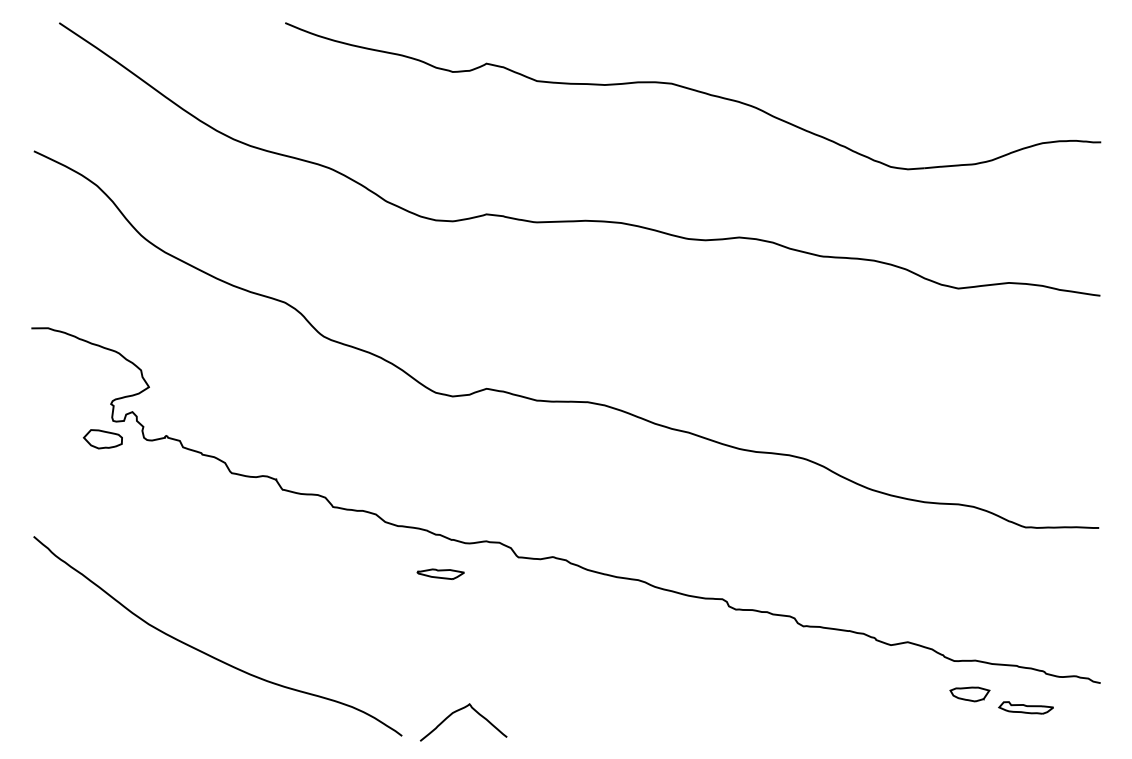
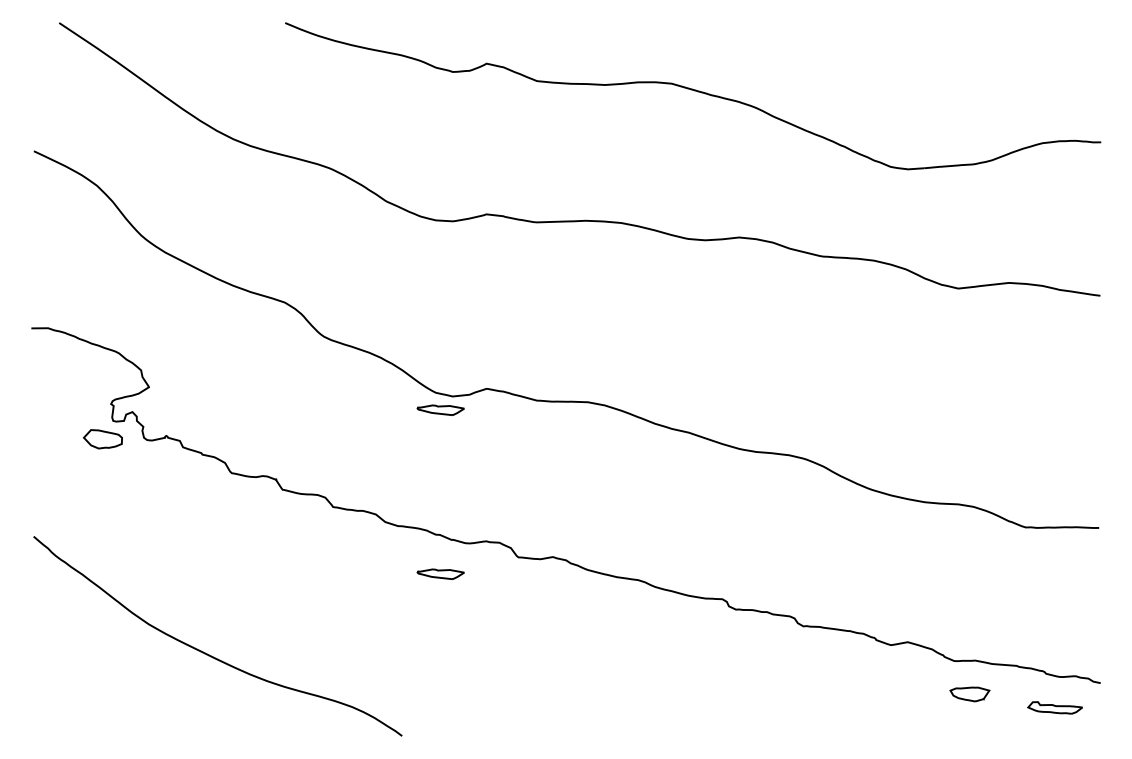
part: none -> present (440, 409)
part position: (1025, 707) -> (1054, 707) (1054, 707)
curve: present -> none (458, 711)
